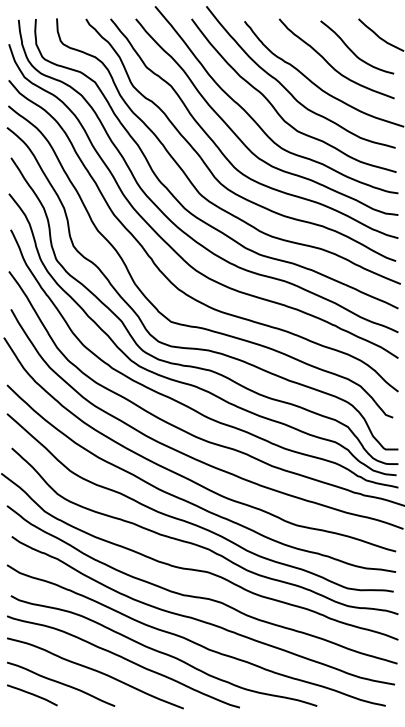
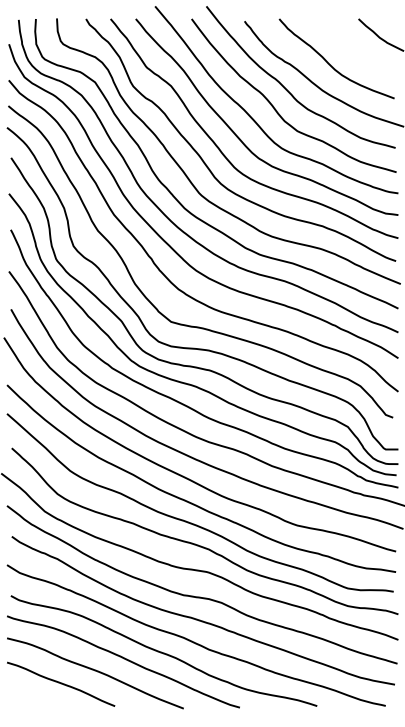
curve: present -> none (353, 51)
curve: present -> none (32, 695)
